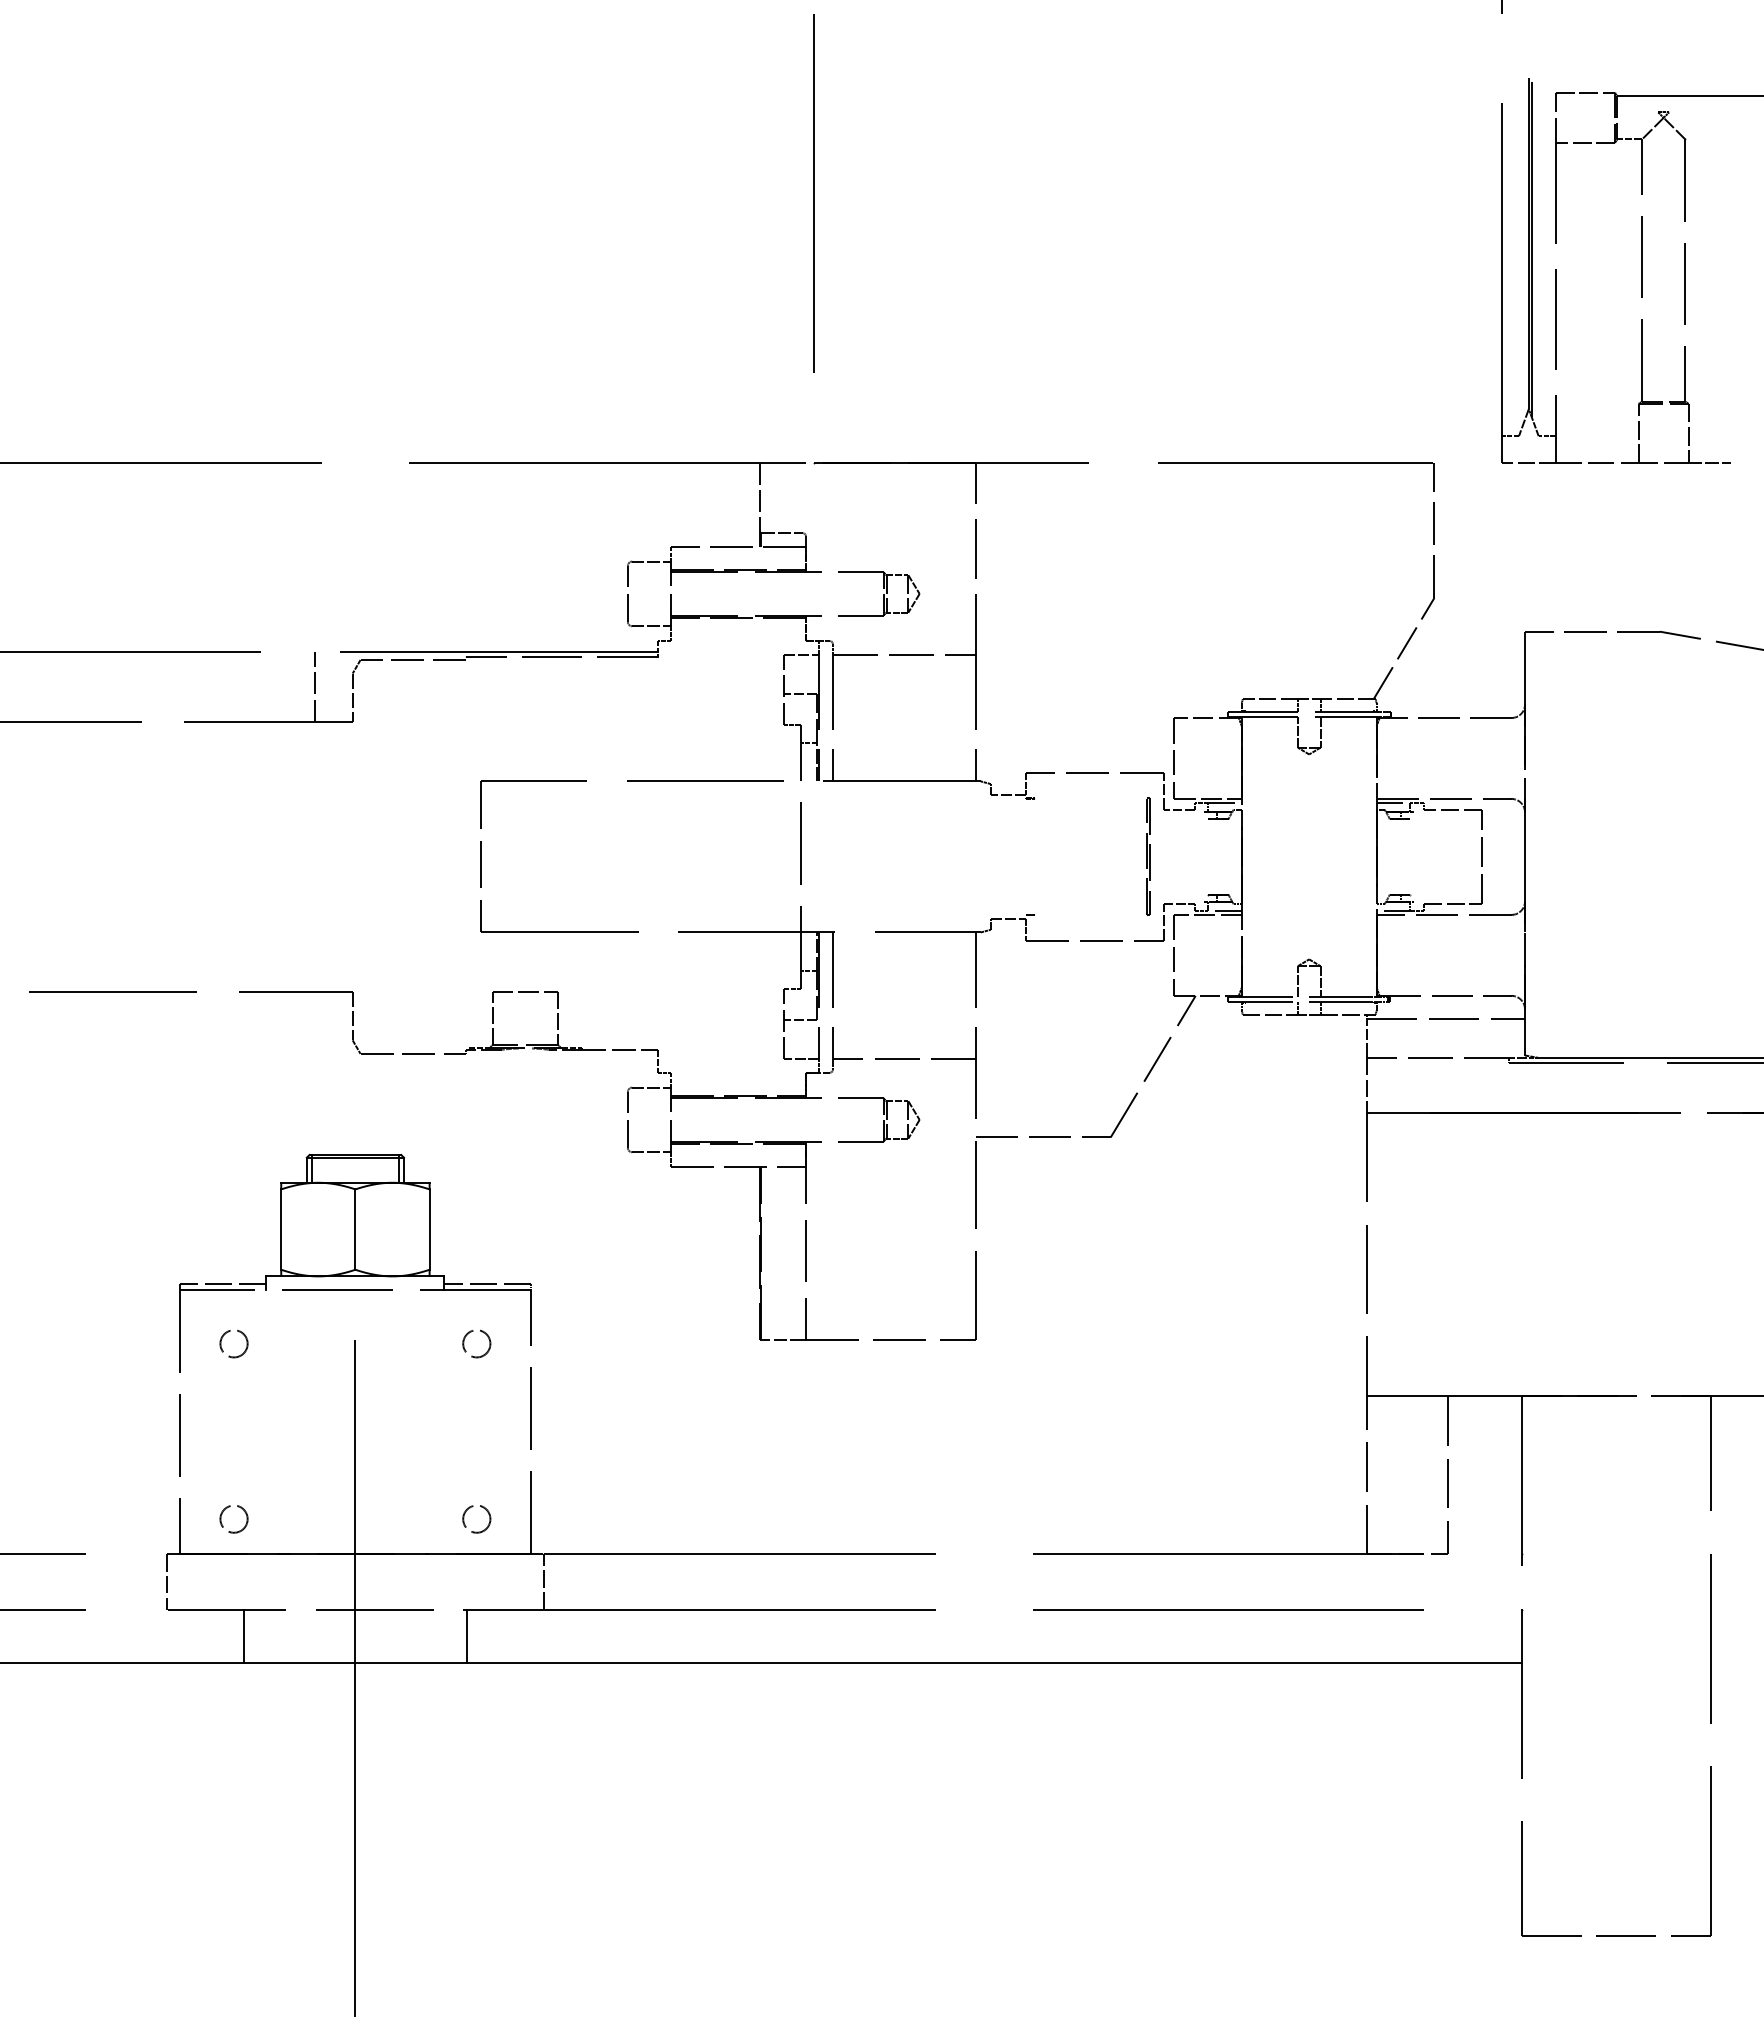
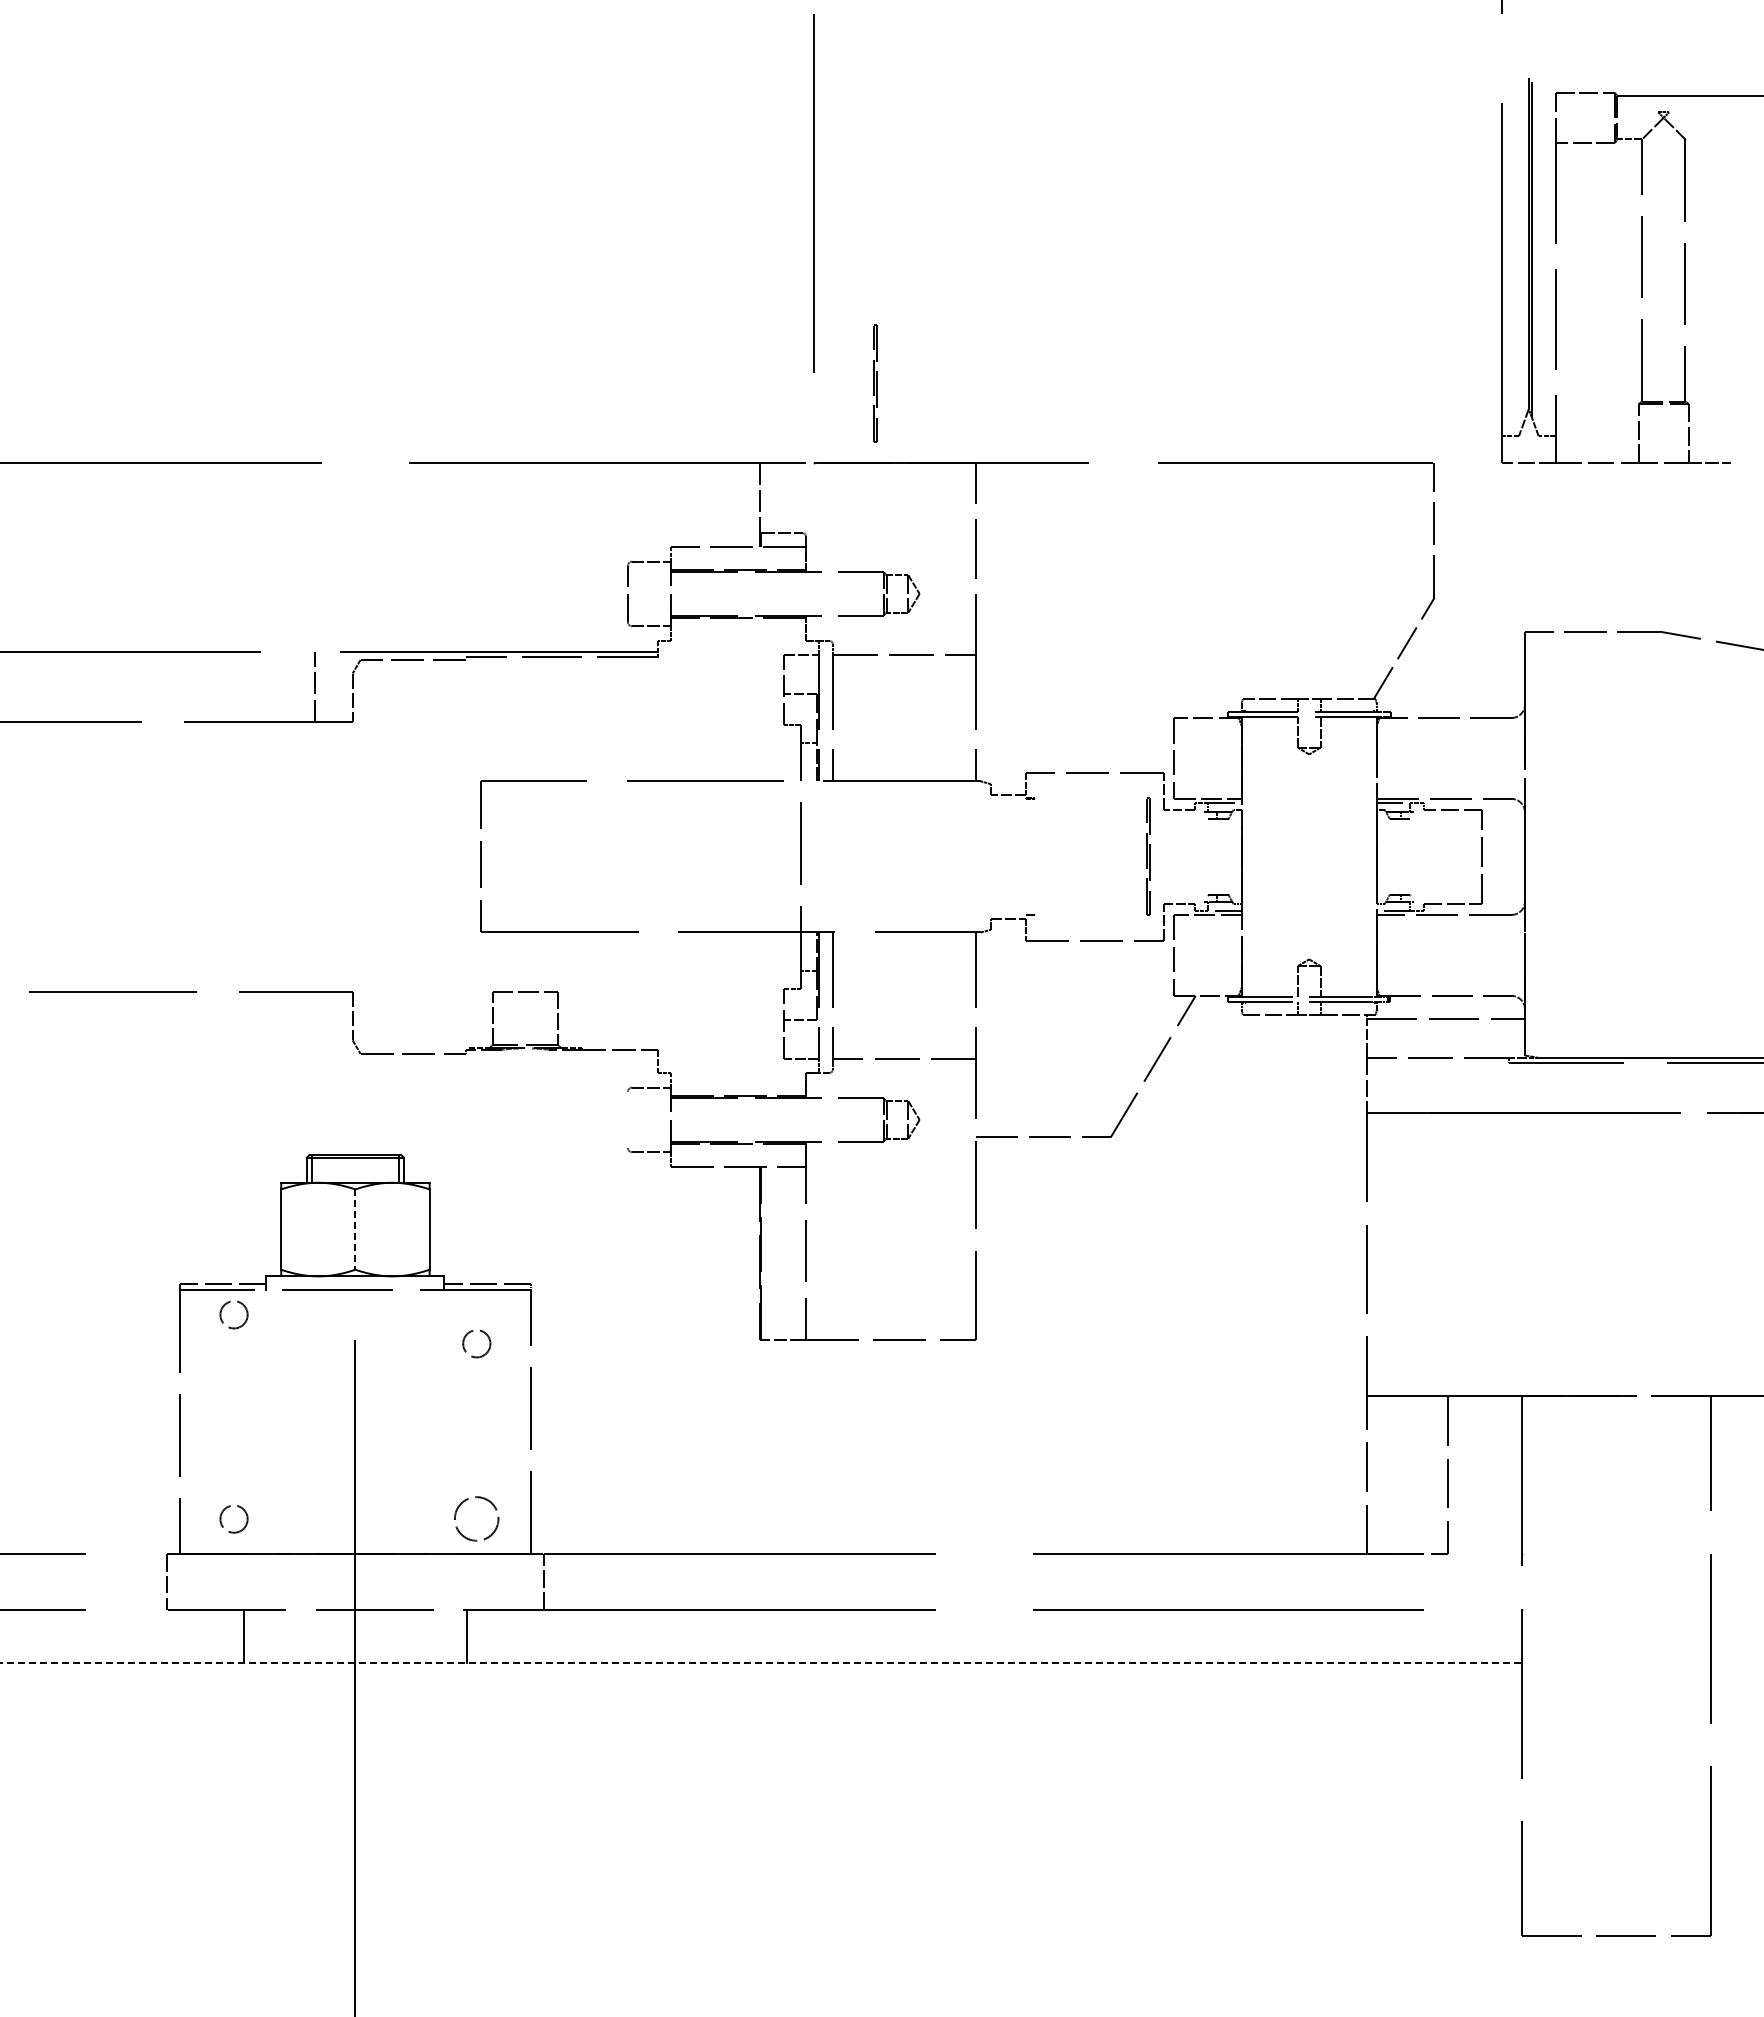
line: none -> present (874, 383)
line: present -> none (627, 1119)
line: solid -> dashed (355, 1230)
circle position: (233, 1343) -> (233, 1314) (233, 1314)
circle size: 30x29 px -> 46x46 px (476, 1518)
line: solid -> dashed (761, 1663)
